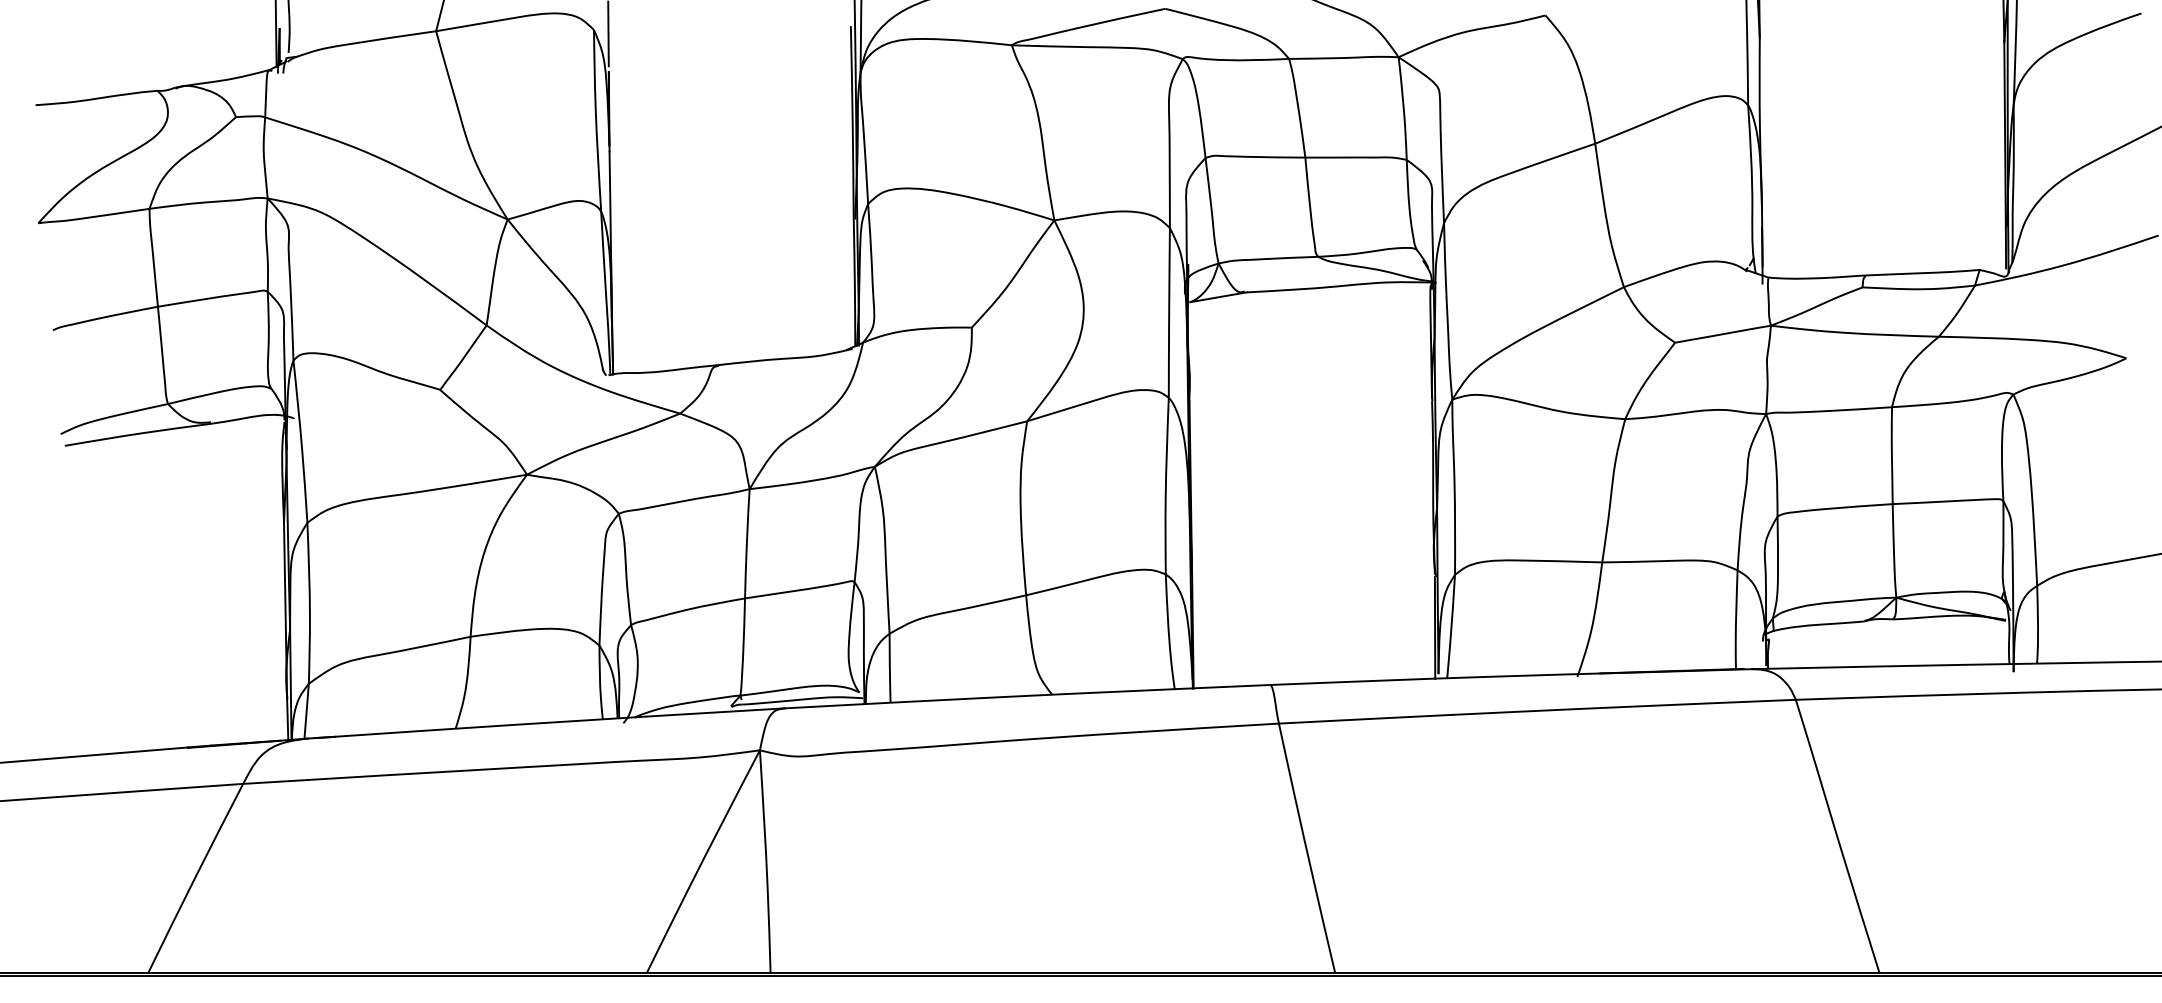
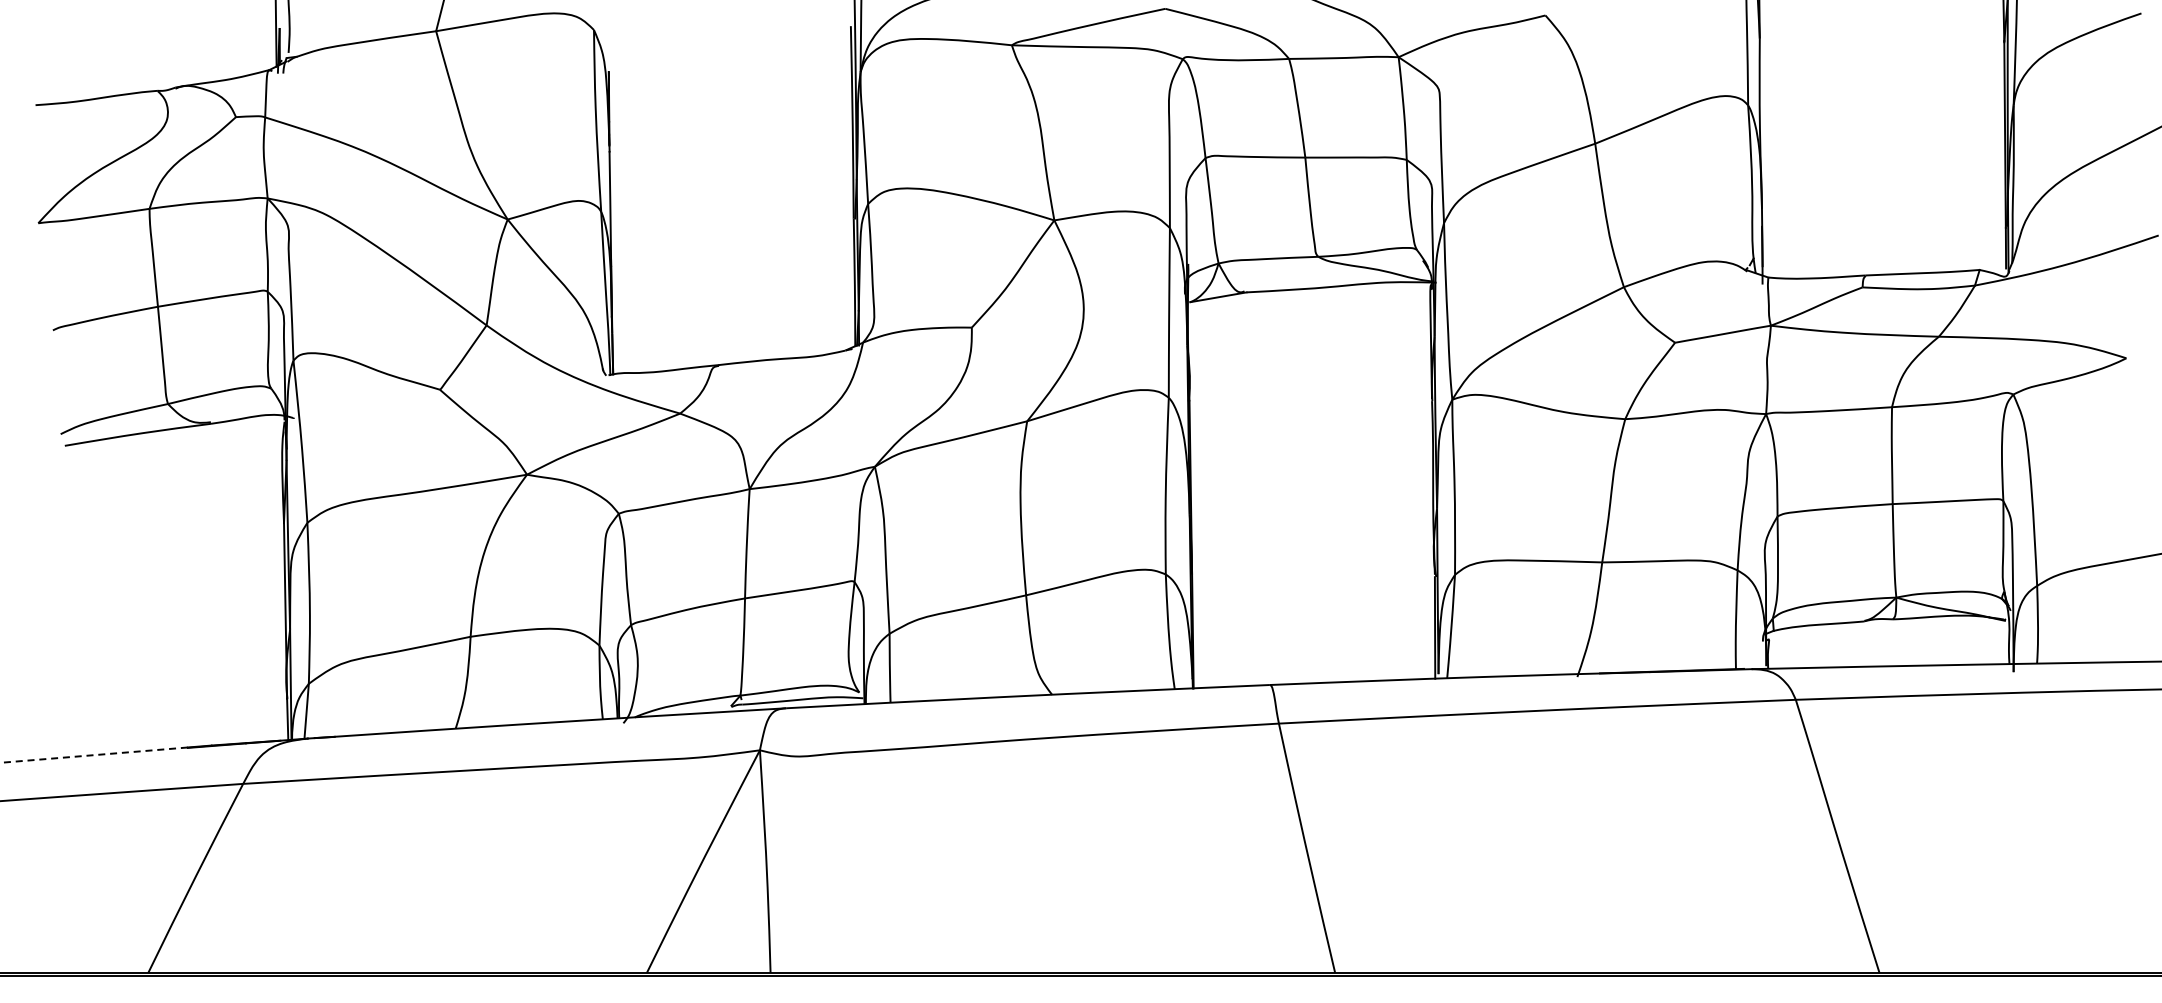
line: present -> none (608, 34)
line: solid -> dashed (94, 755)
